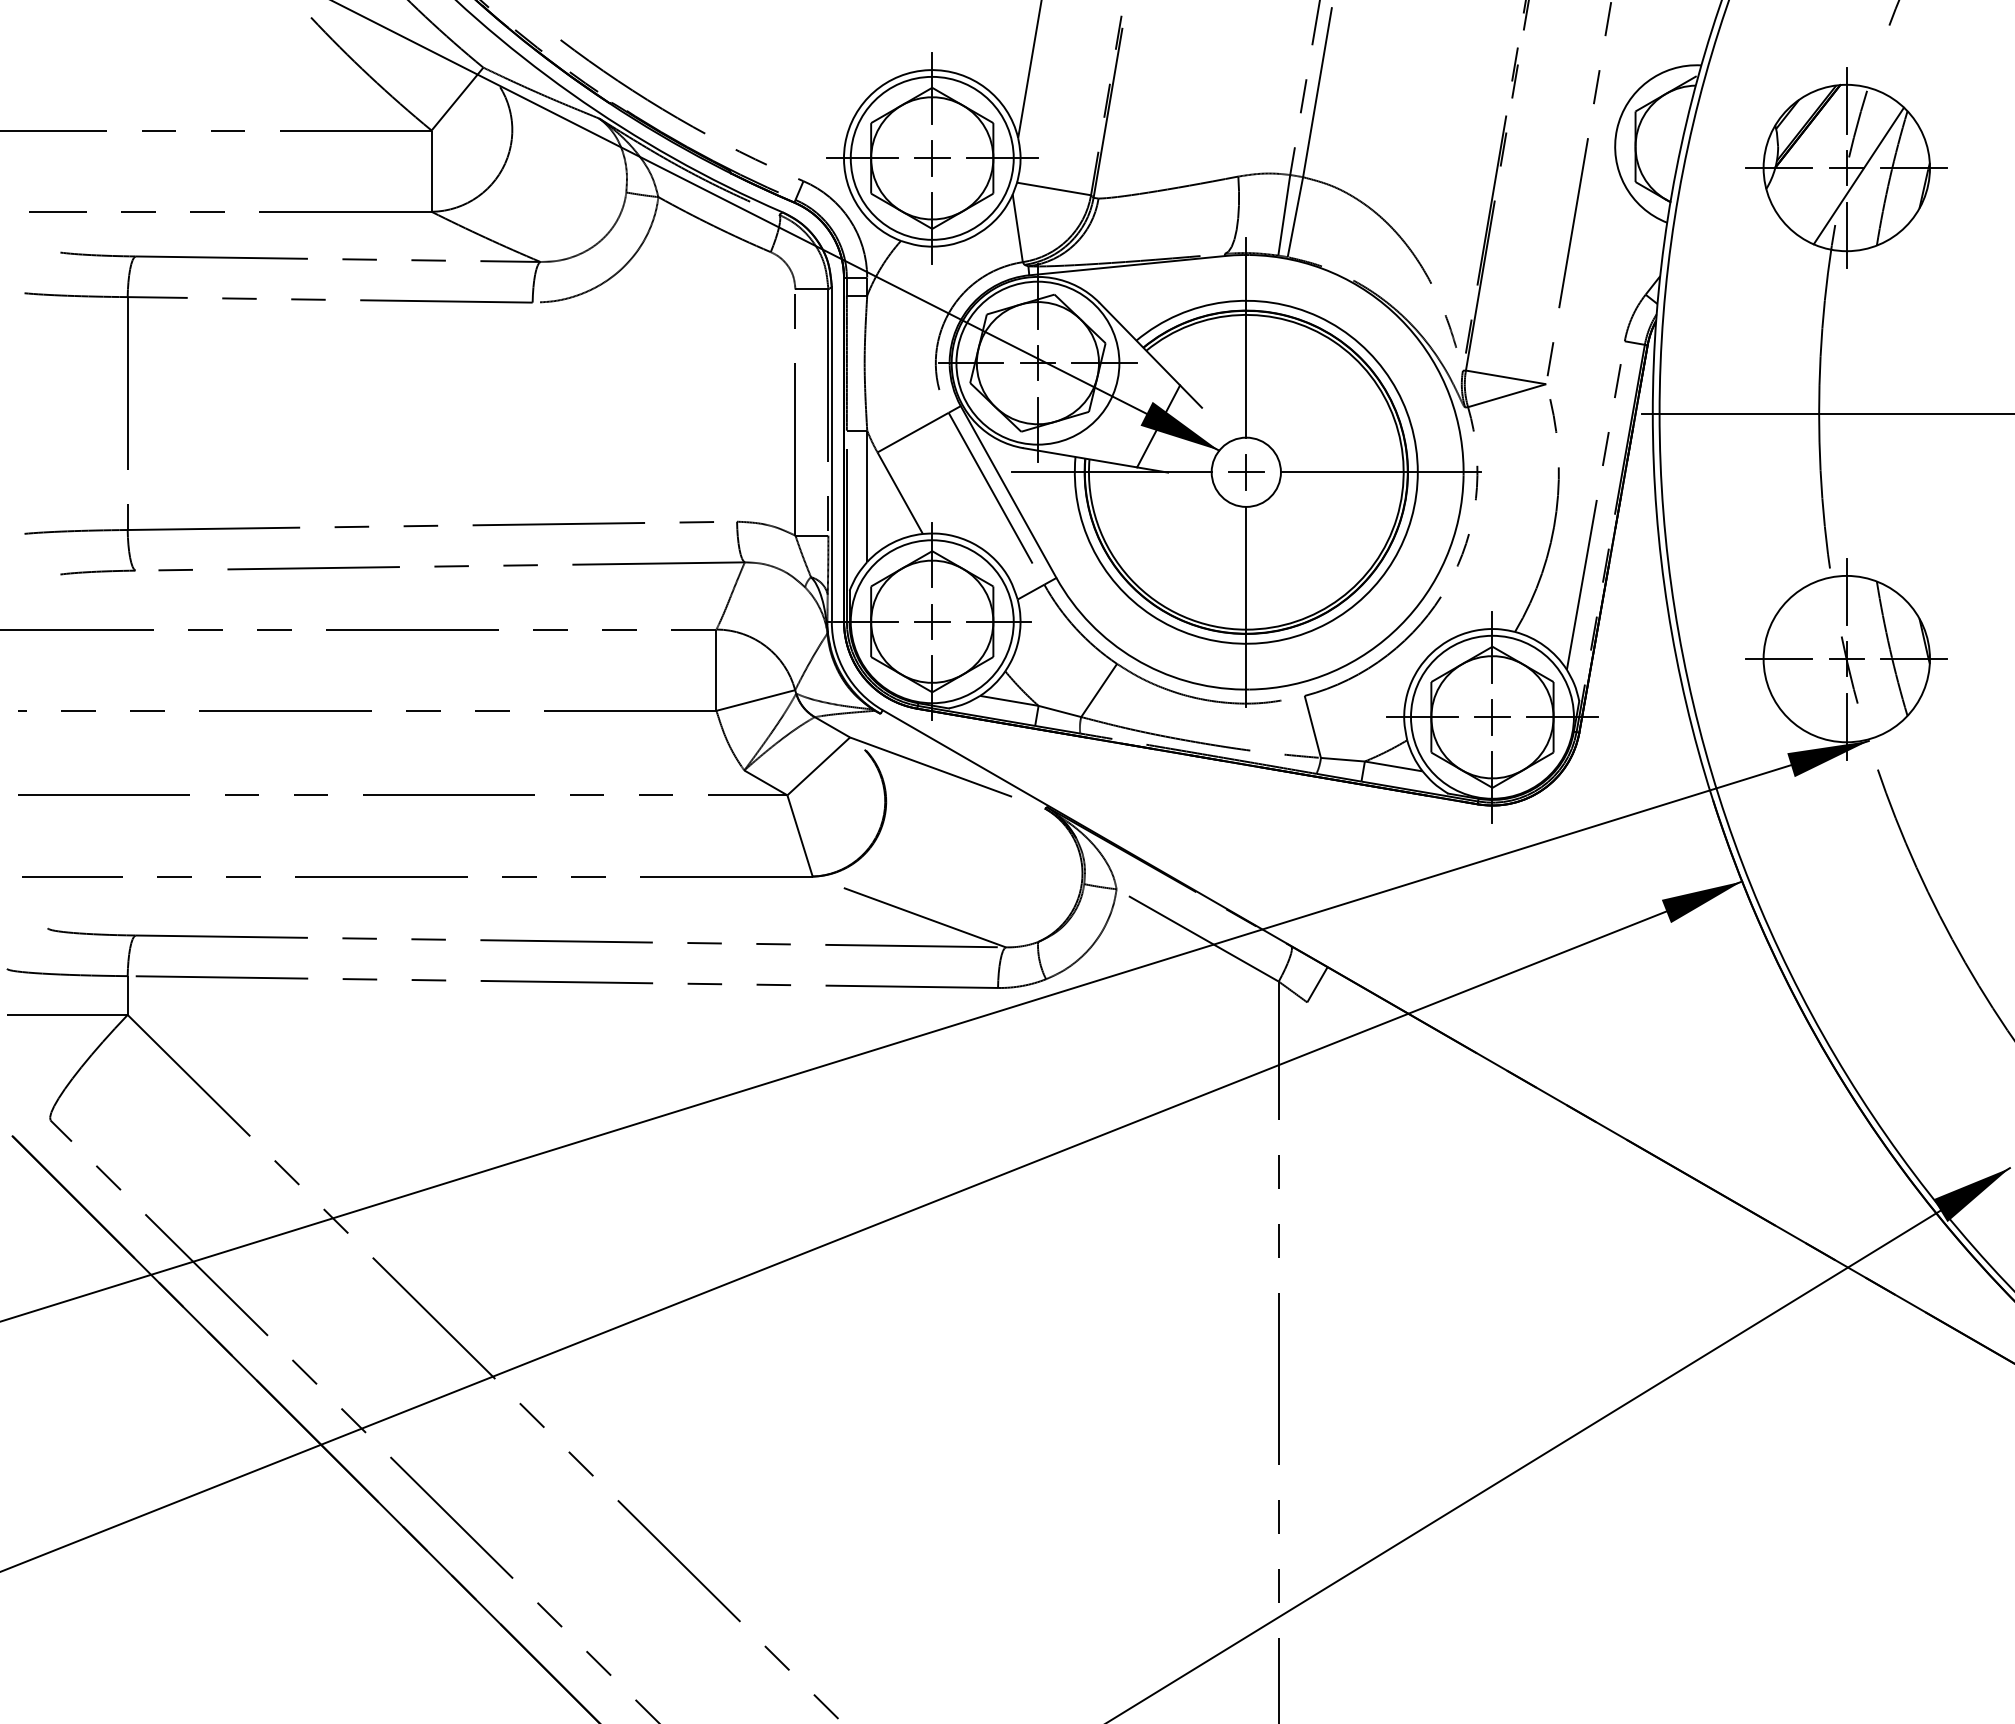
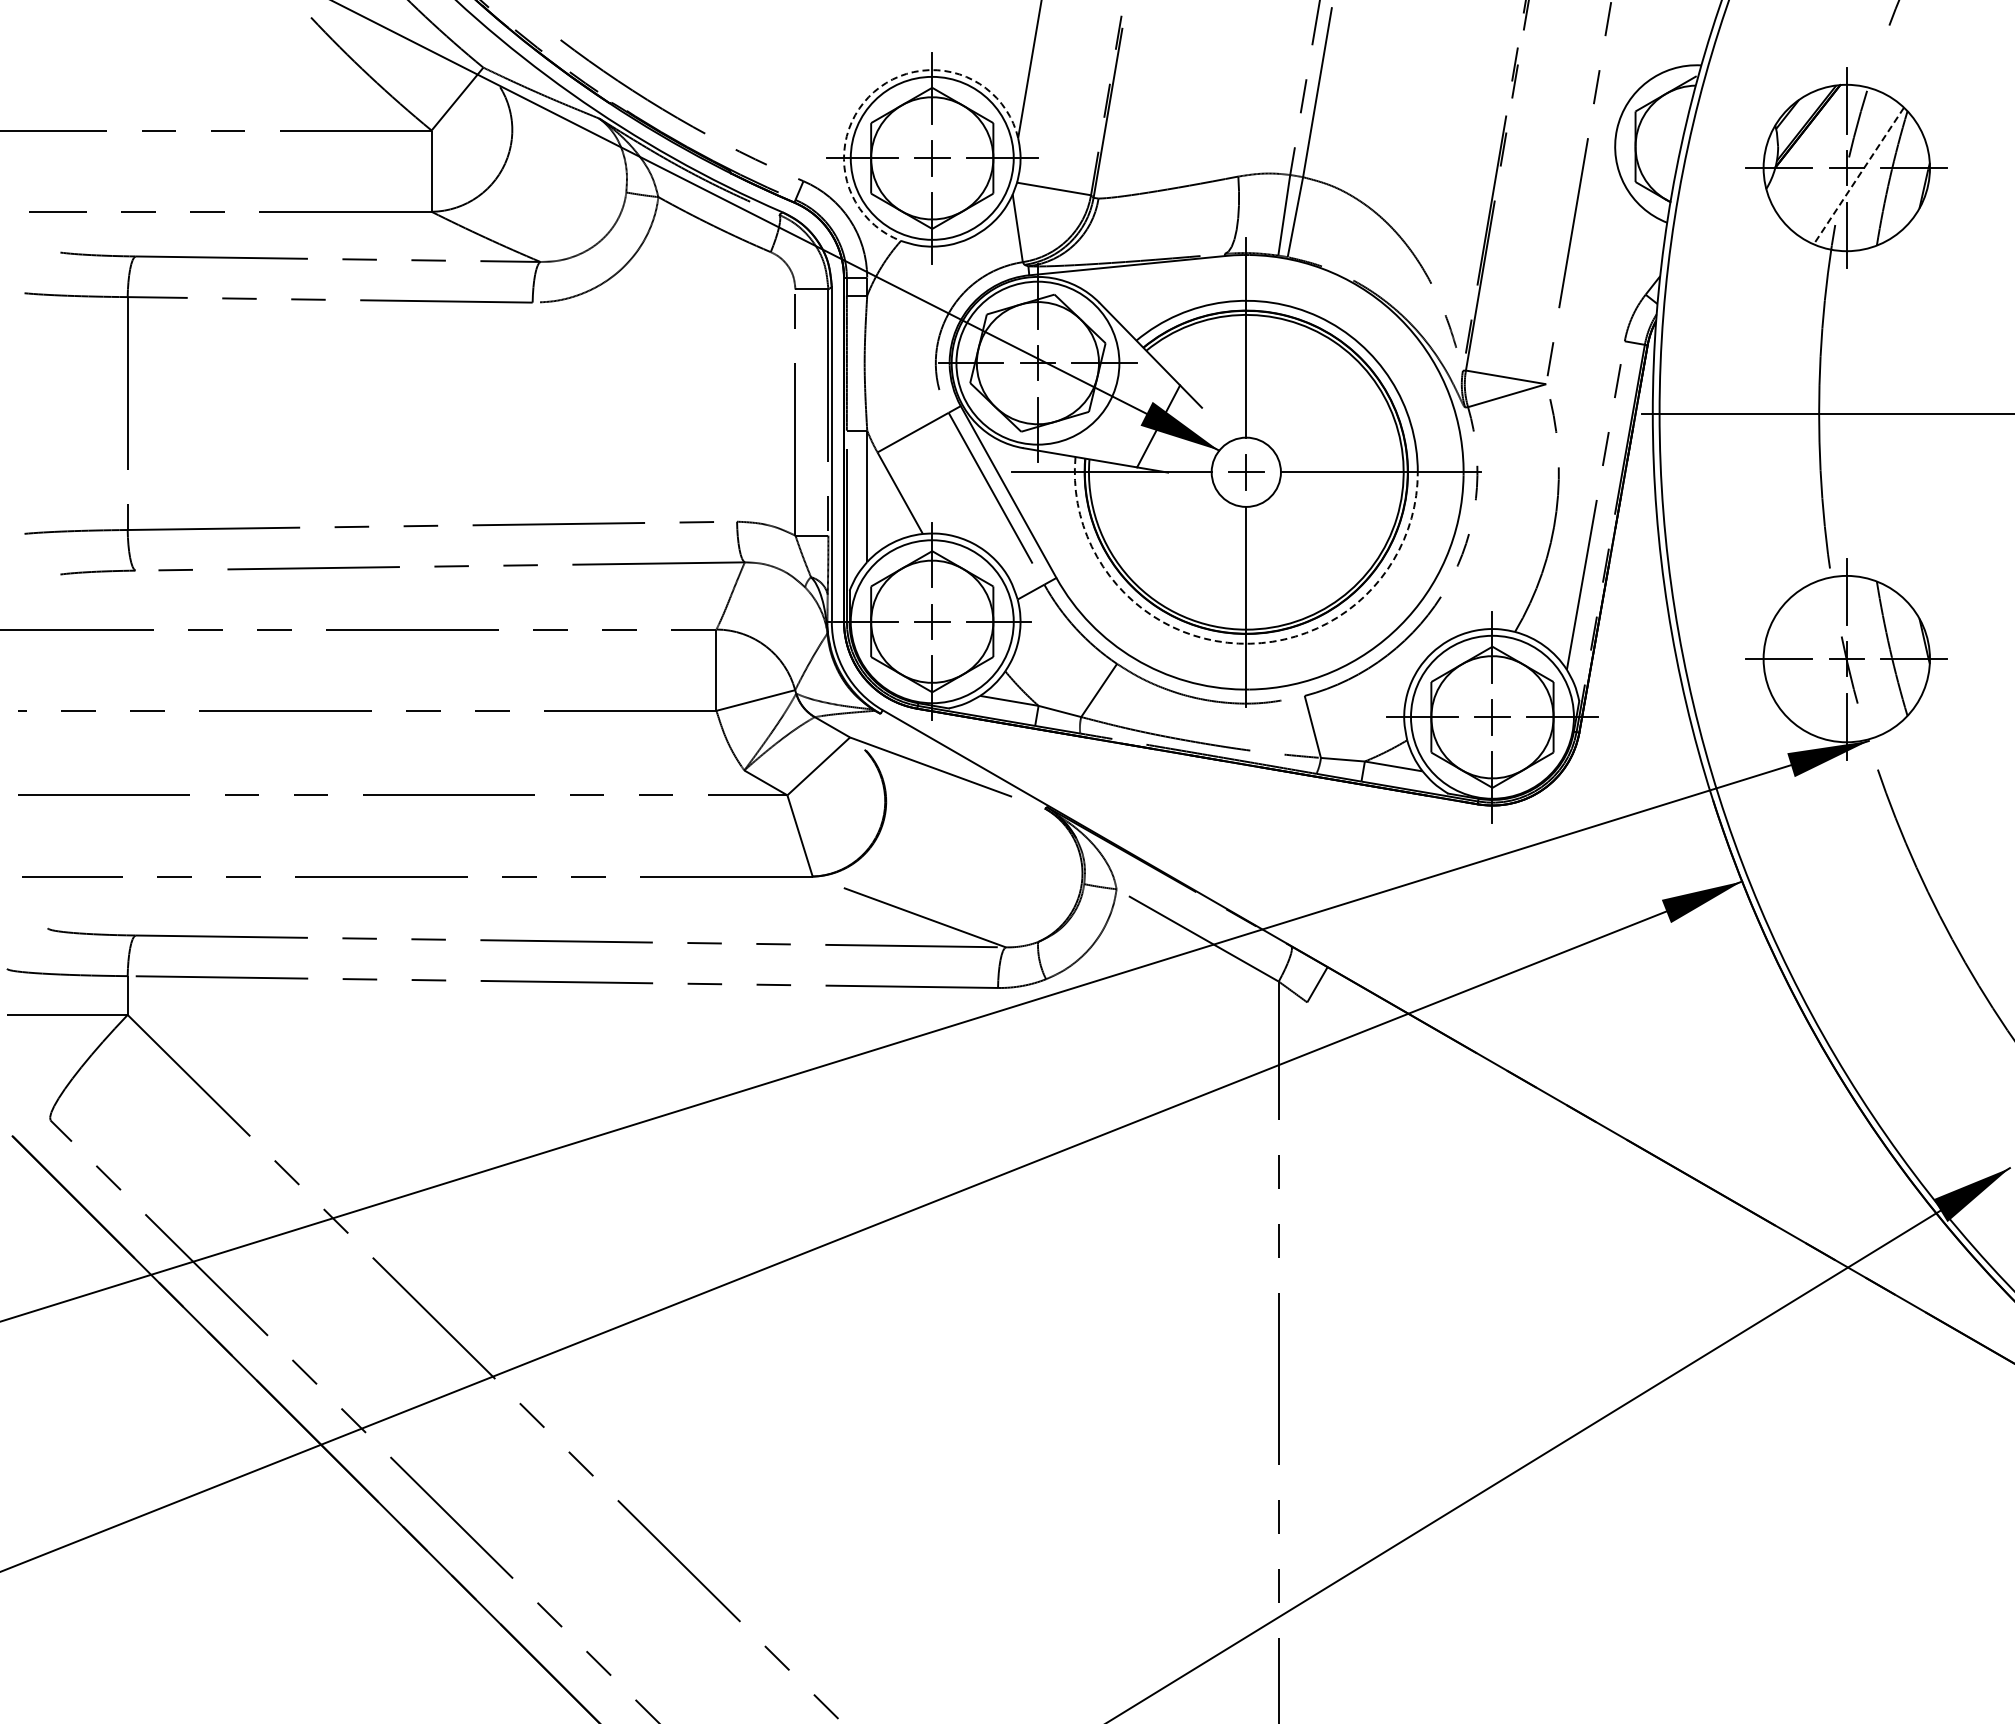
arc: solid -> dashed (874, 92)
line: solid -> dashed (1858, 176)
arc: solid -> dashed (1238, 643)
